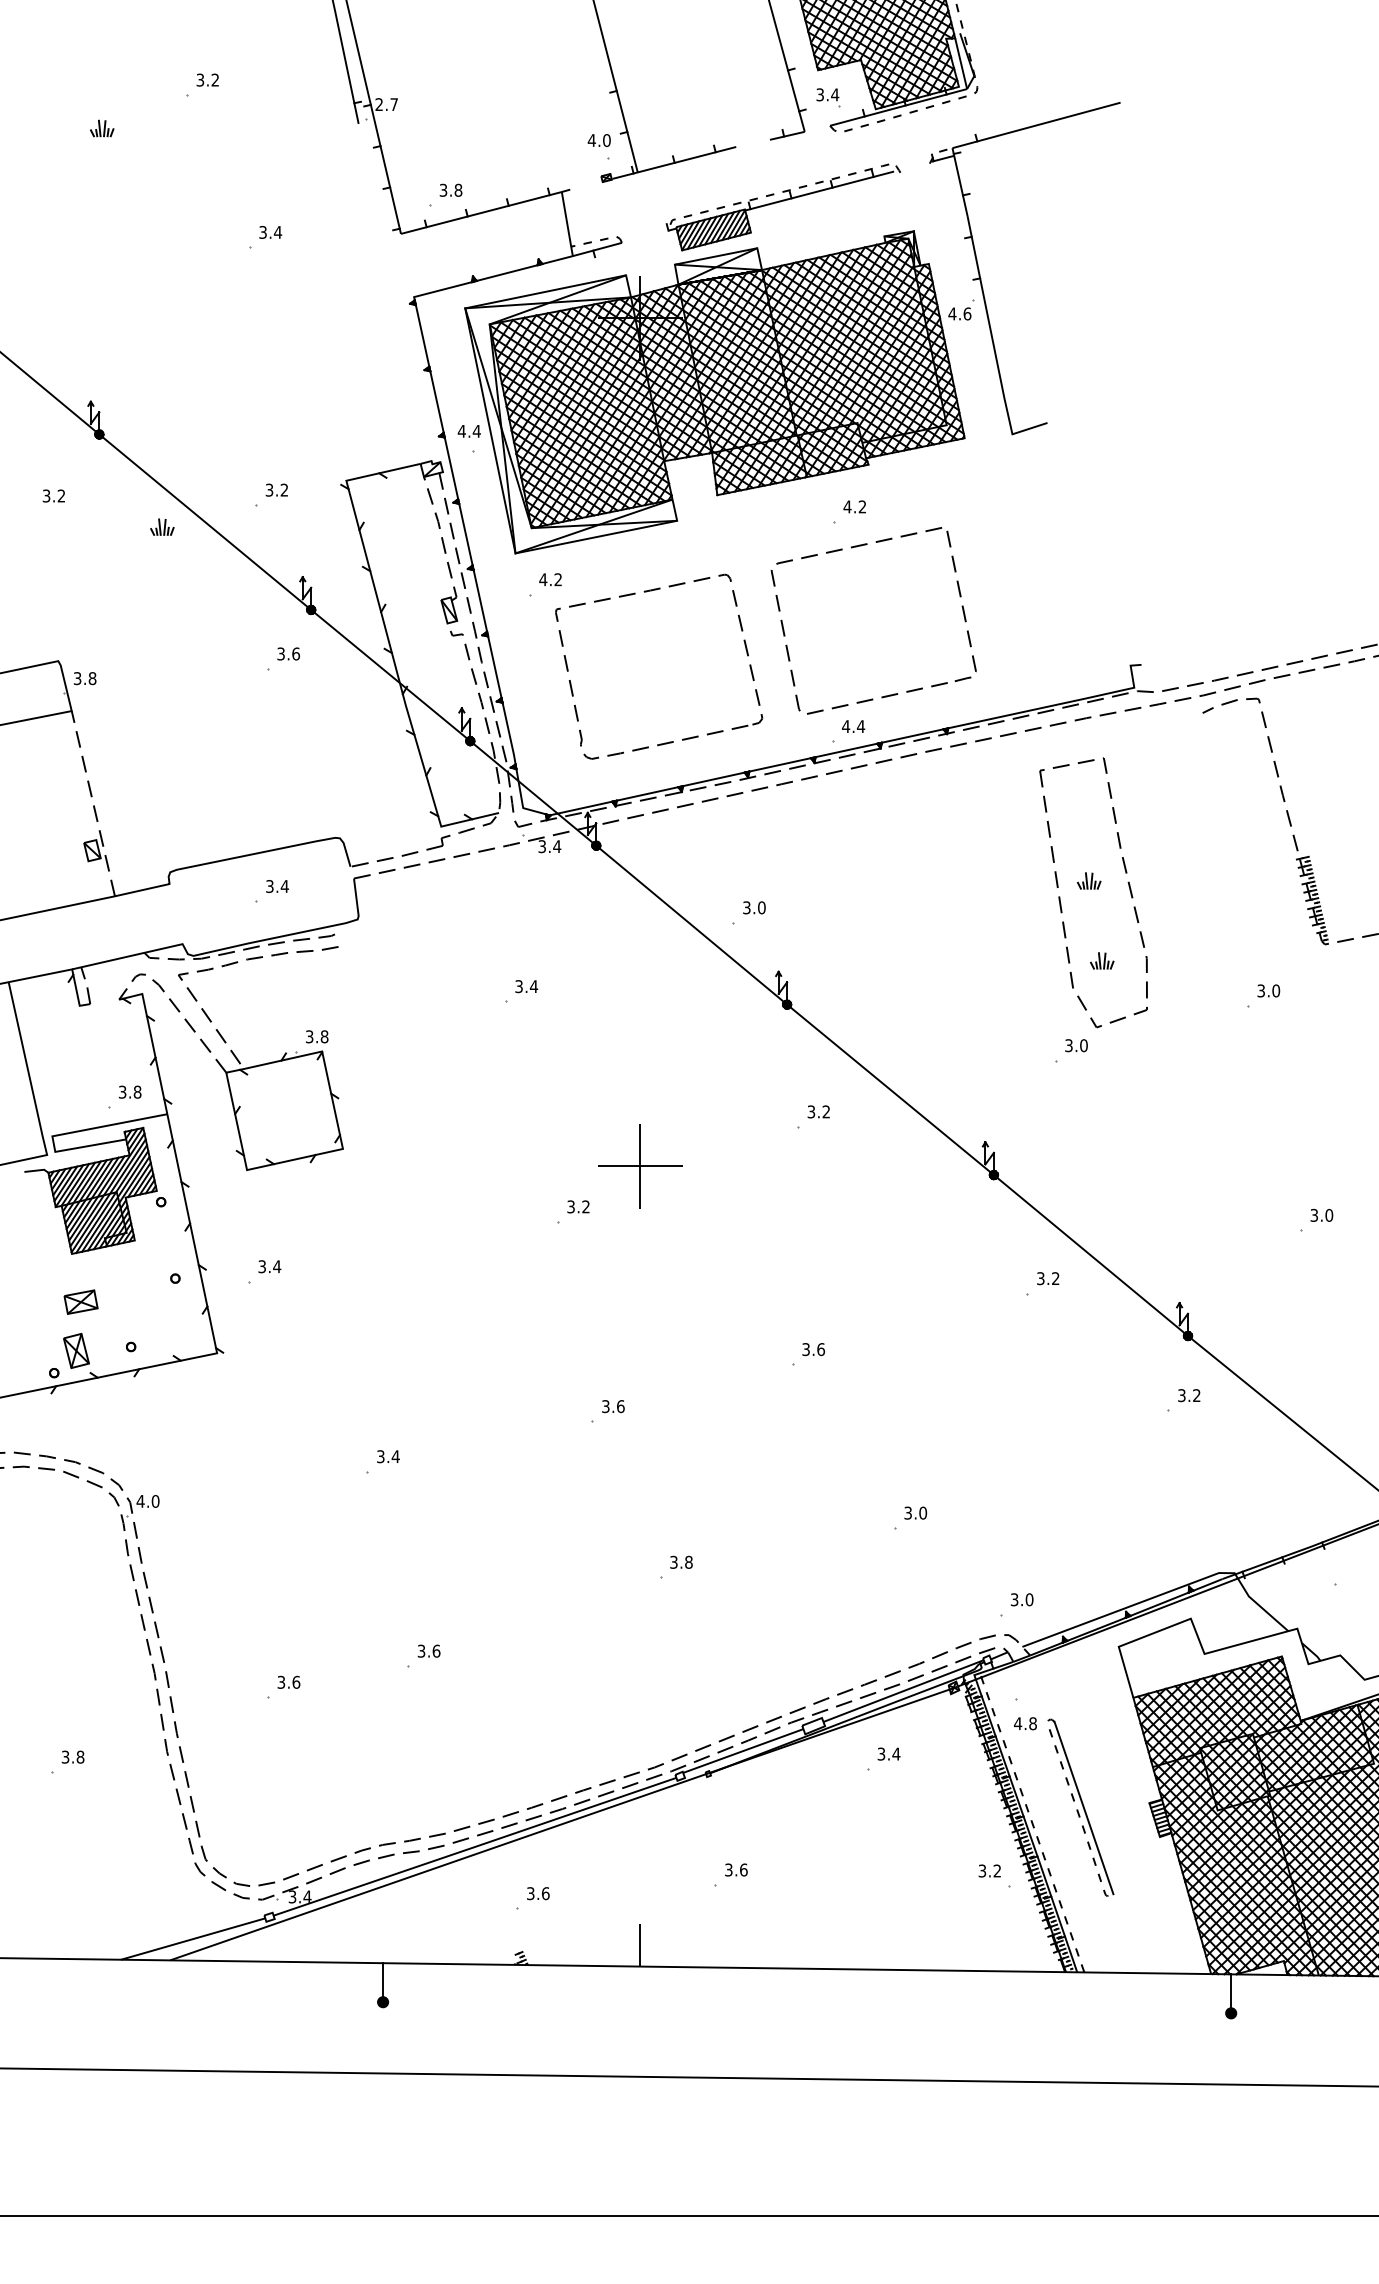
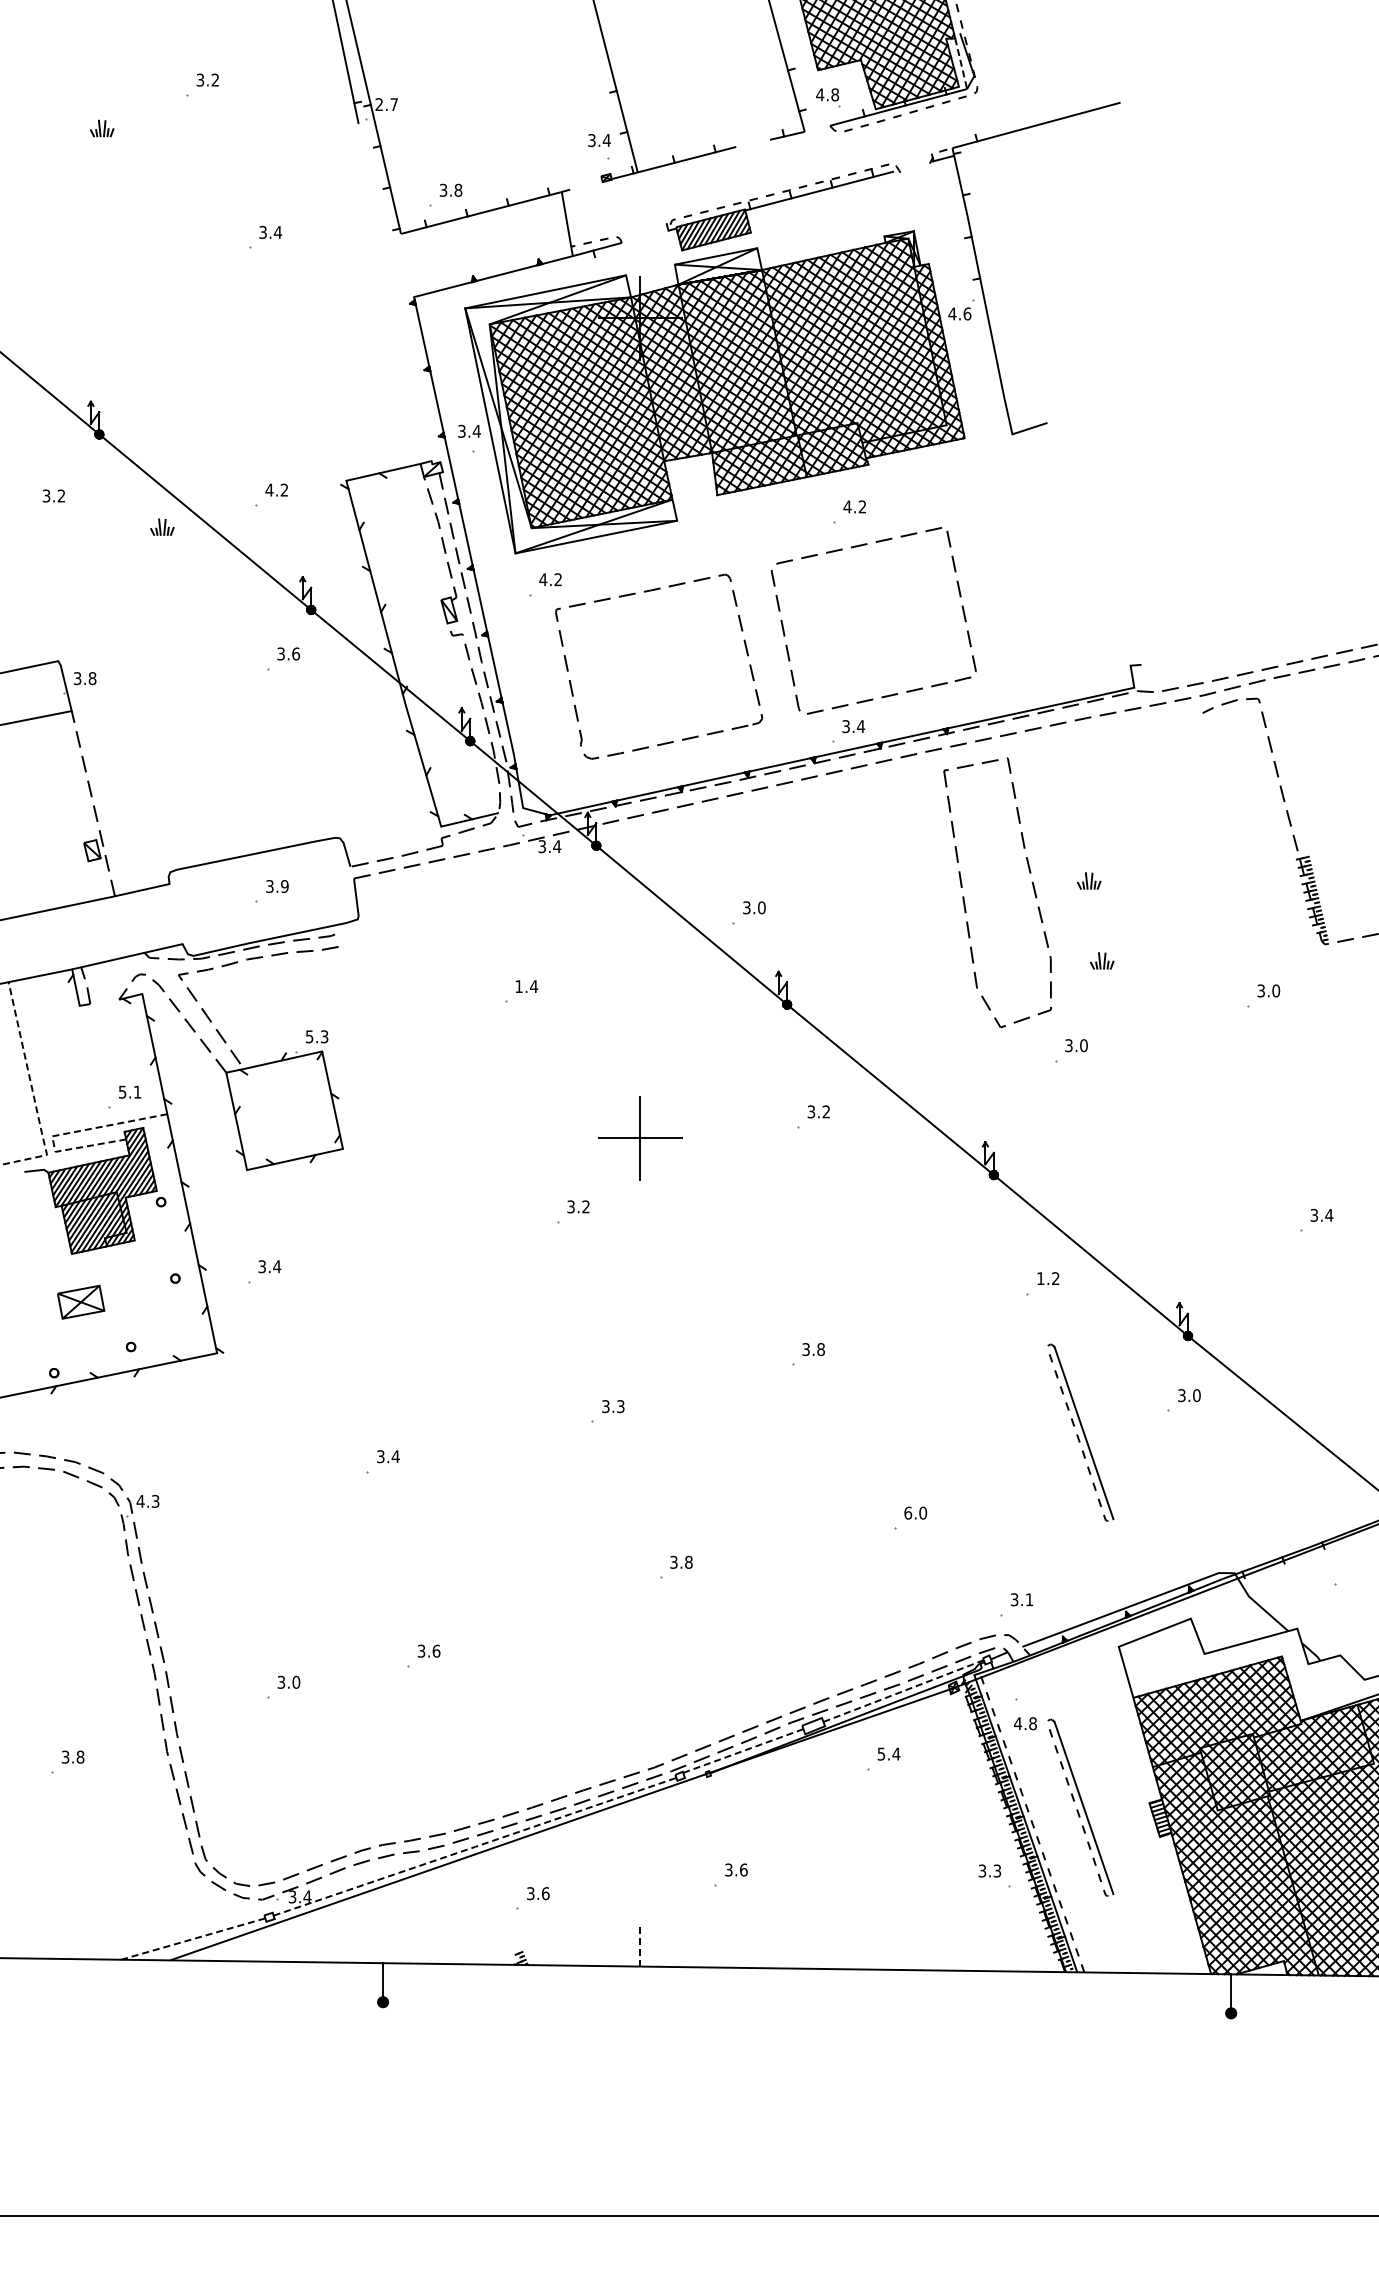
line: solid -> dashed (961, 64)
text: 3.4 -> 4.8 (827, 94)
text: 4.0 -> 3.4 (598, 140)
text: 4.4 -> 3.4 (461, 430)
text: 3.2 -> 4.2 (269, 489)
text: 4.4 -> 3.4 (846, 726)
text: 3.4 -> 3.9 (284, 886)
part position: (1060, 896) -> (964, 896) (964, 896)
text: 3.4 -> 1.4 (518, 986)
text: 3.8 -> 5.3 (317, 1036)
text: 3.8 -> 5.1 (130, 1091)
line: solid -> dashed (33, 1093)
line: solid -> dashed (66, 1133)
part position: (640, 1166) -> (640, 1138) (640, 1138)
text: 3.0 -> 3.4 (1329, 1214)
text: 3.2 -> 1.2 (1040, 1278)
part size: 36x26 px -> 49x36 px (81, 1301)
text: 3.6 -> 3.8 (821, 1349)
part: present -> none (76, 1350)
text: 3.2 -> 3.0 (1196, 1395)
text: 3.6 -> 3.3 (620, 1406)
part: none -> present (1080, 1432)
text: 4.0 -> 4.3 (155, 1501)
text: 3.0 -> 6.0 (908, 1512)
text: 3.0 -> 3.1 (1029, 1599)
text: 3.6 -> 3.0 (296, 1681)
line: solid -> dashed (903, 1691)
line: solid -> dashed (743, 1751)
text: 3.4 -> 5.4 (881, 1753)
line: solid -> dashed (475, 1846)
text: 3.2 -> 3.3 (997, 1871)
line: solid -> dashed (193, 1938)
line: solid -> dashed (640, 1944)
line: present -> none (688, 2077)
